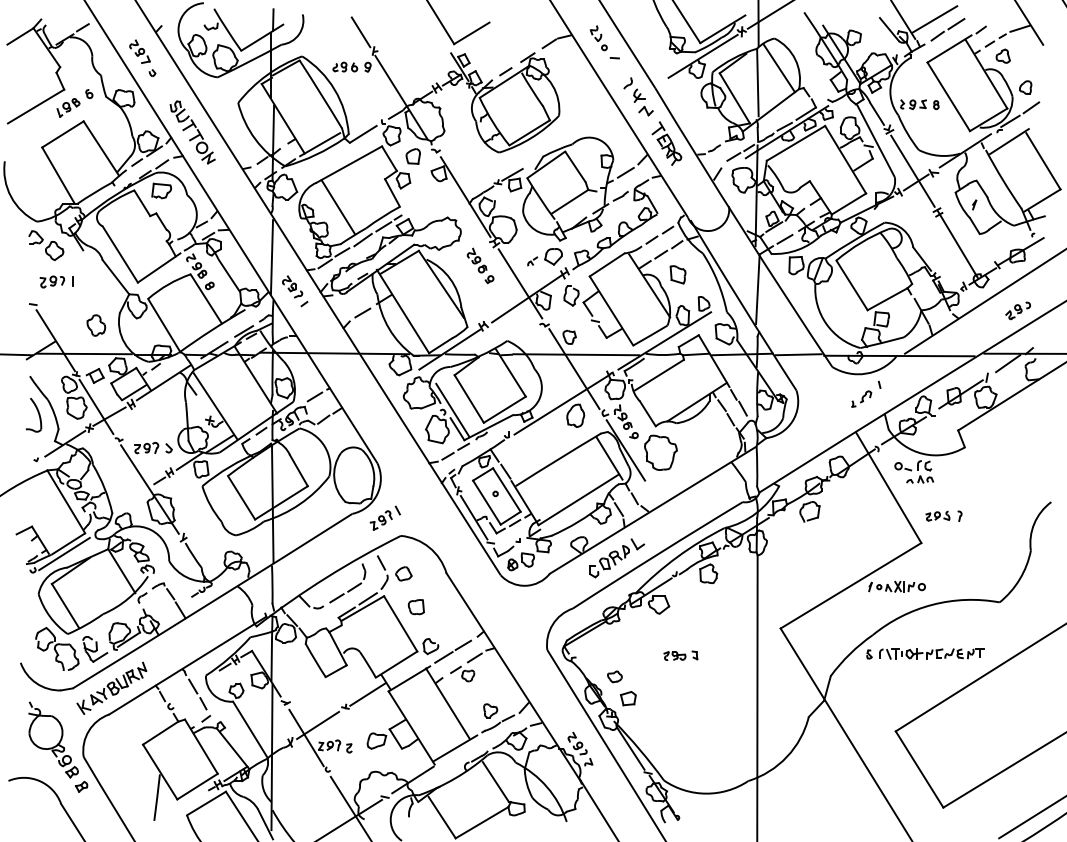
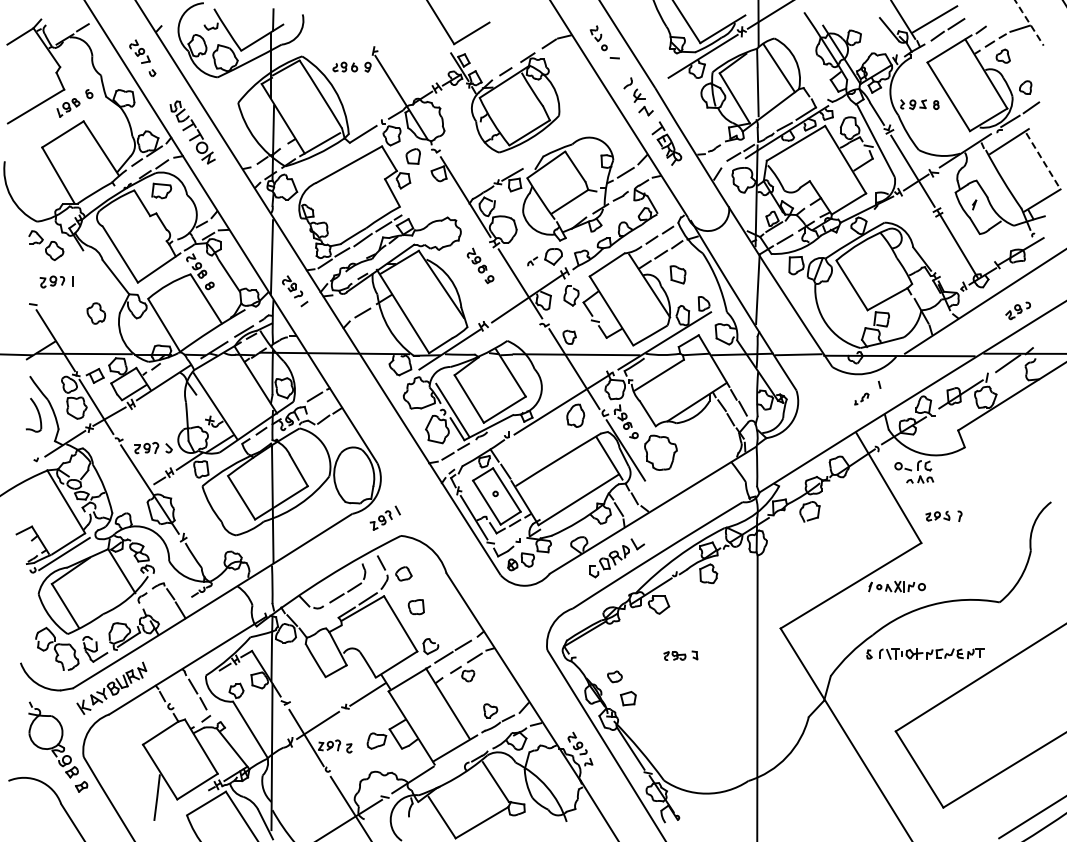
arc: solid -> dashed (1029, 22)
line: present -> none (360, 32)
line: solid -> dashed (1043, 161)
line: present -> none (337, 206)
part position: (96, 325) -> (96, 313) (96, 313)
part size: 22x18 px -> 16x14 px (861, 398)
